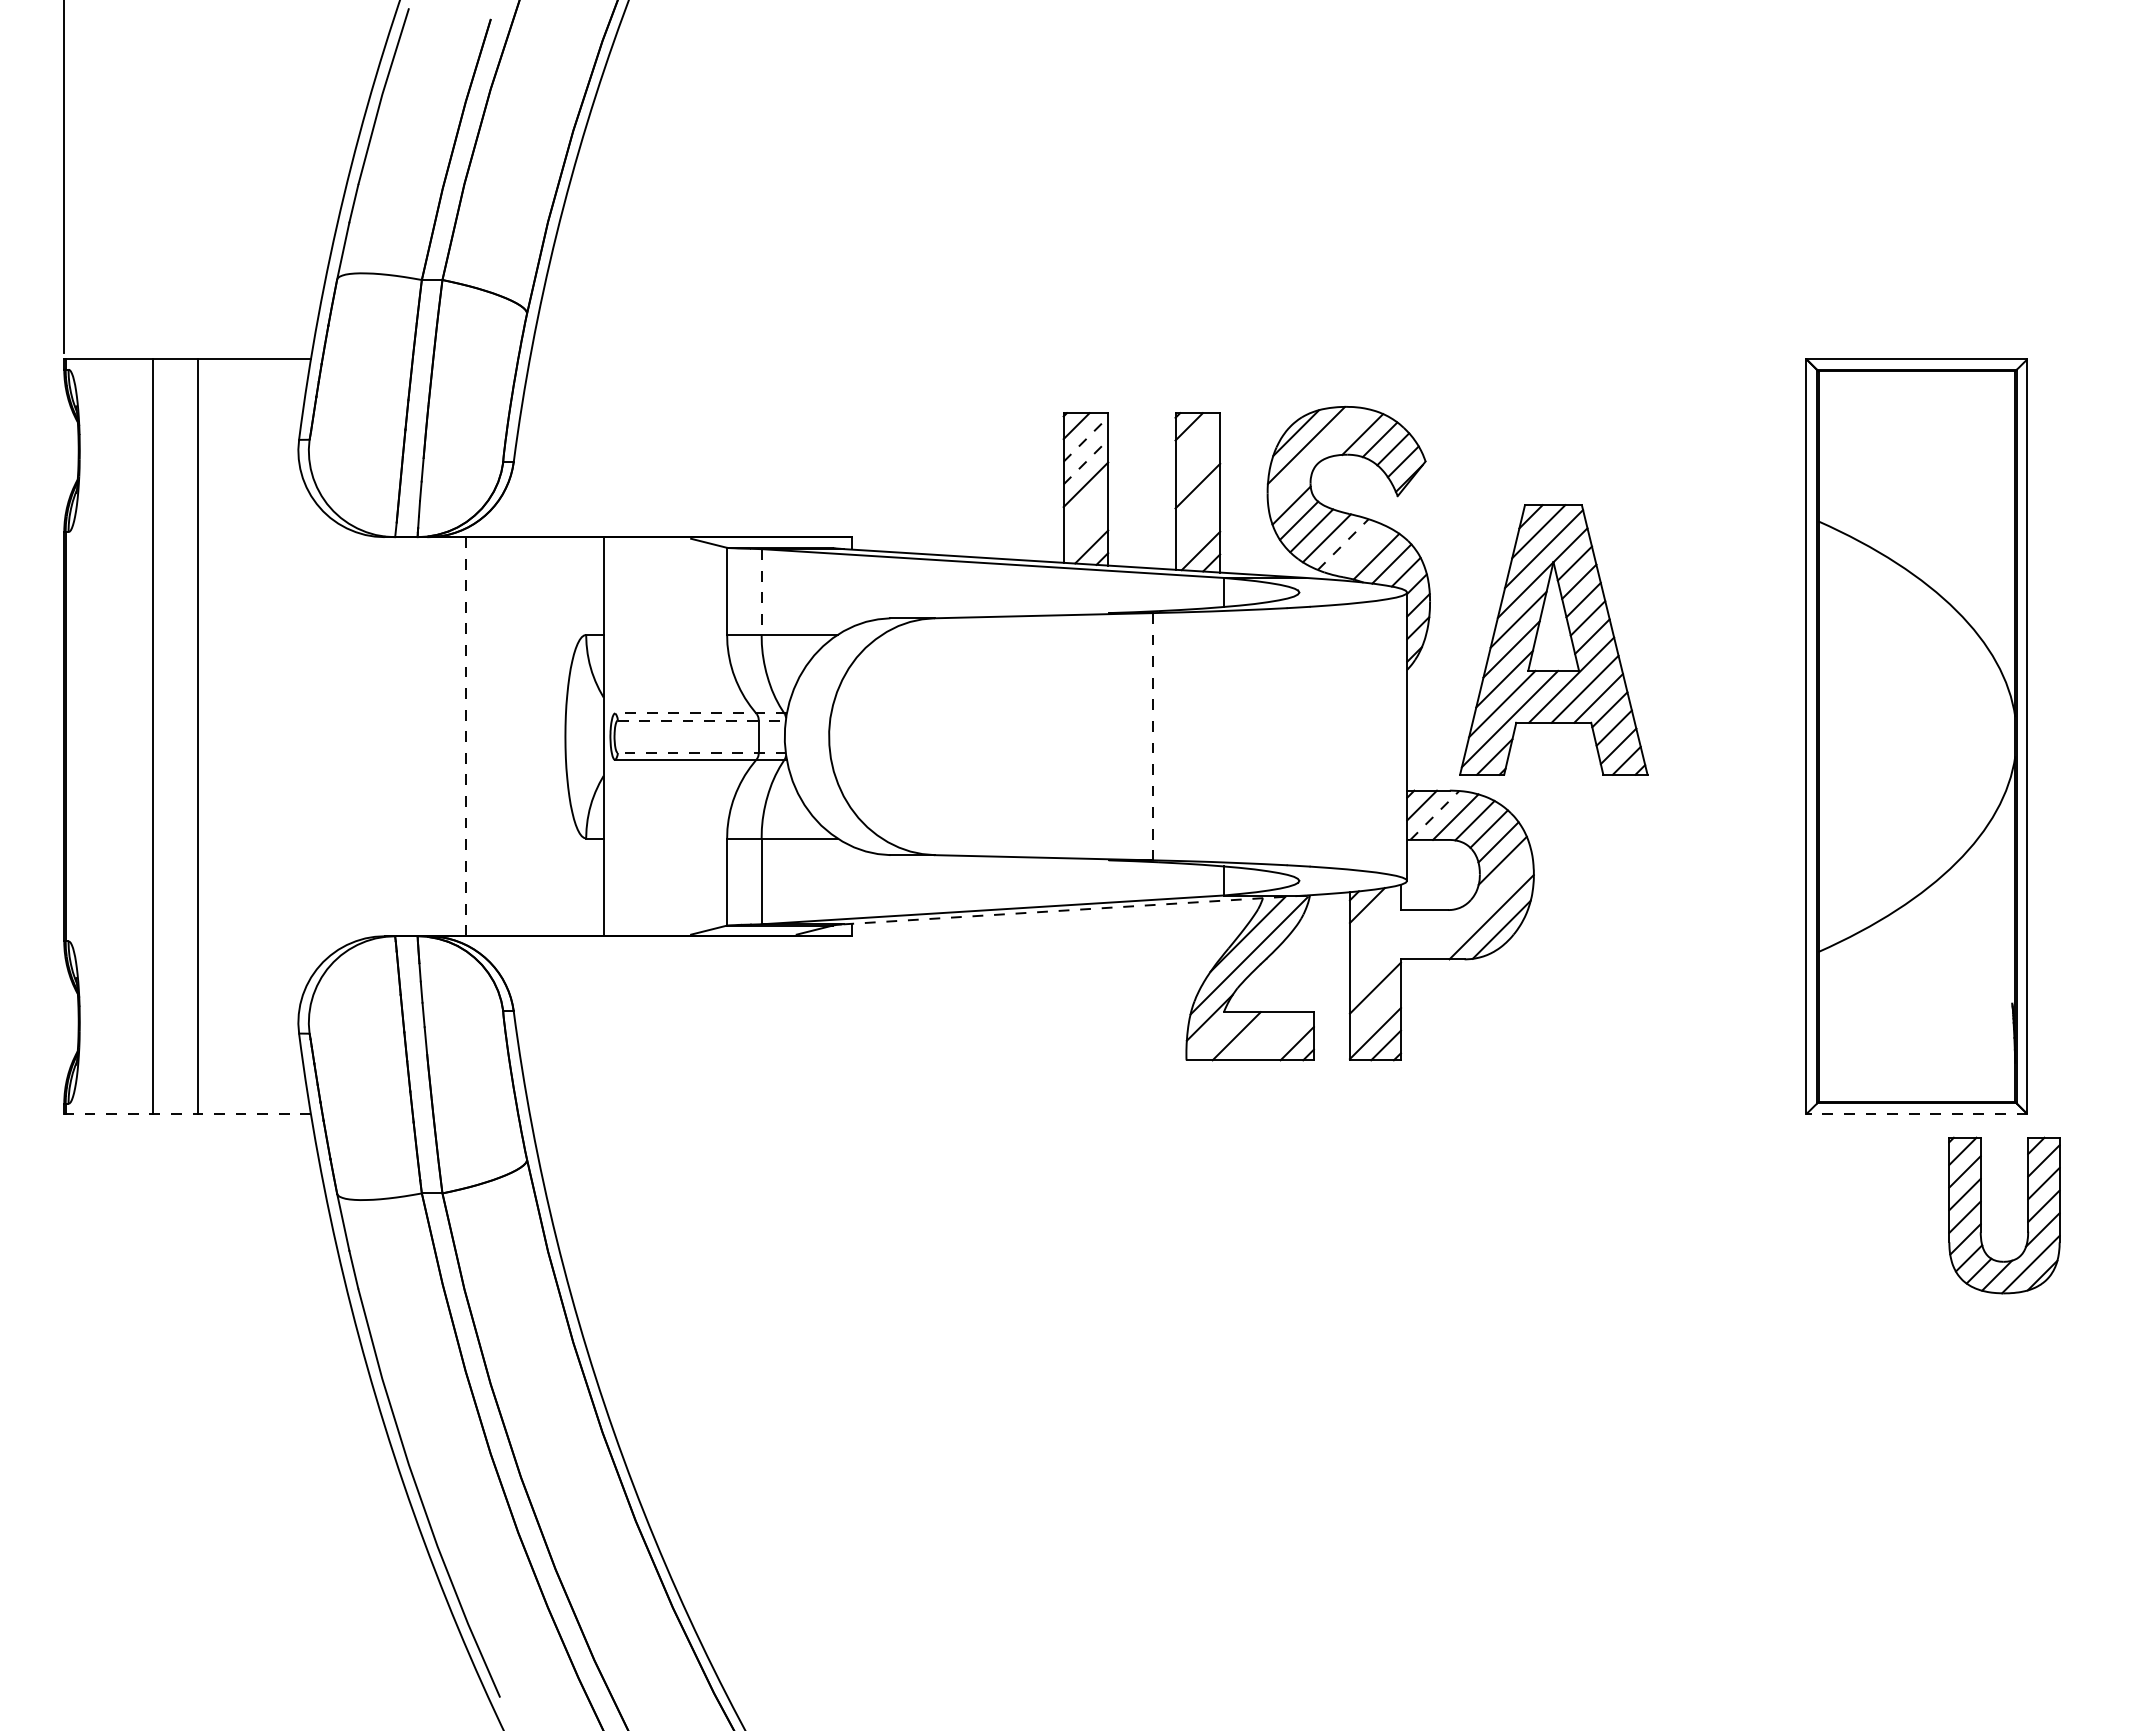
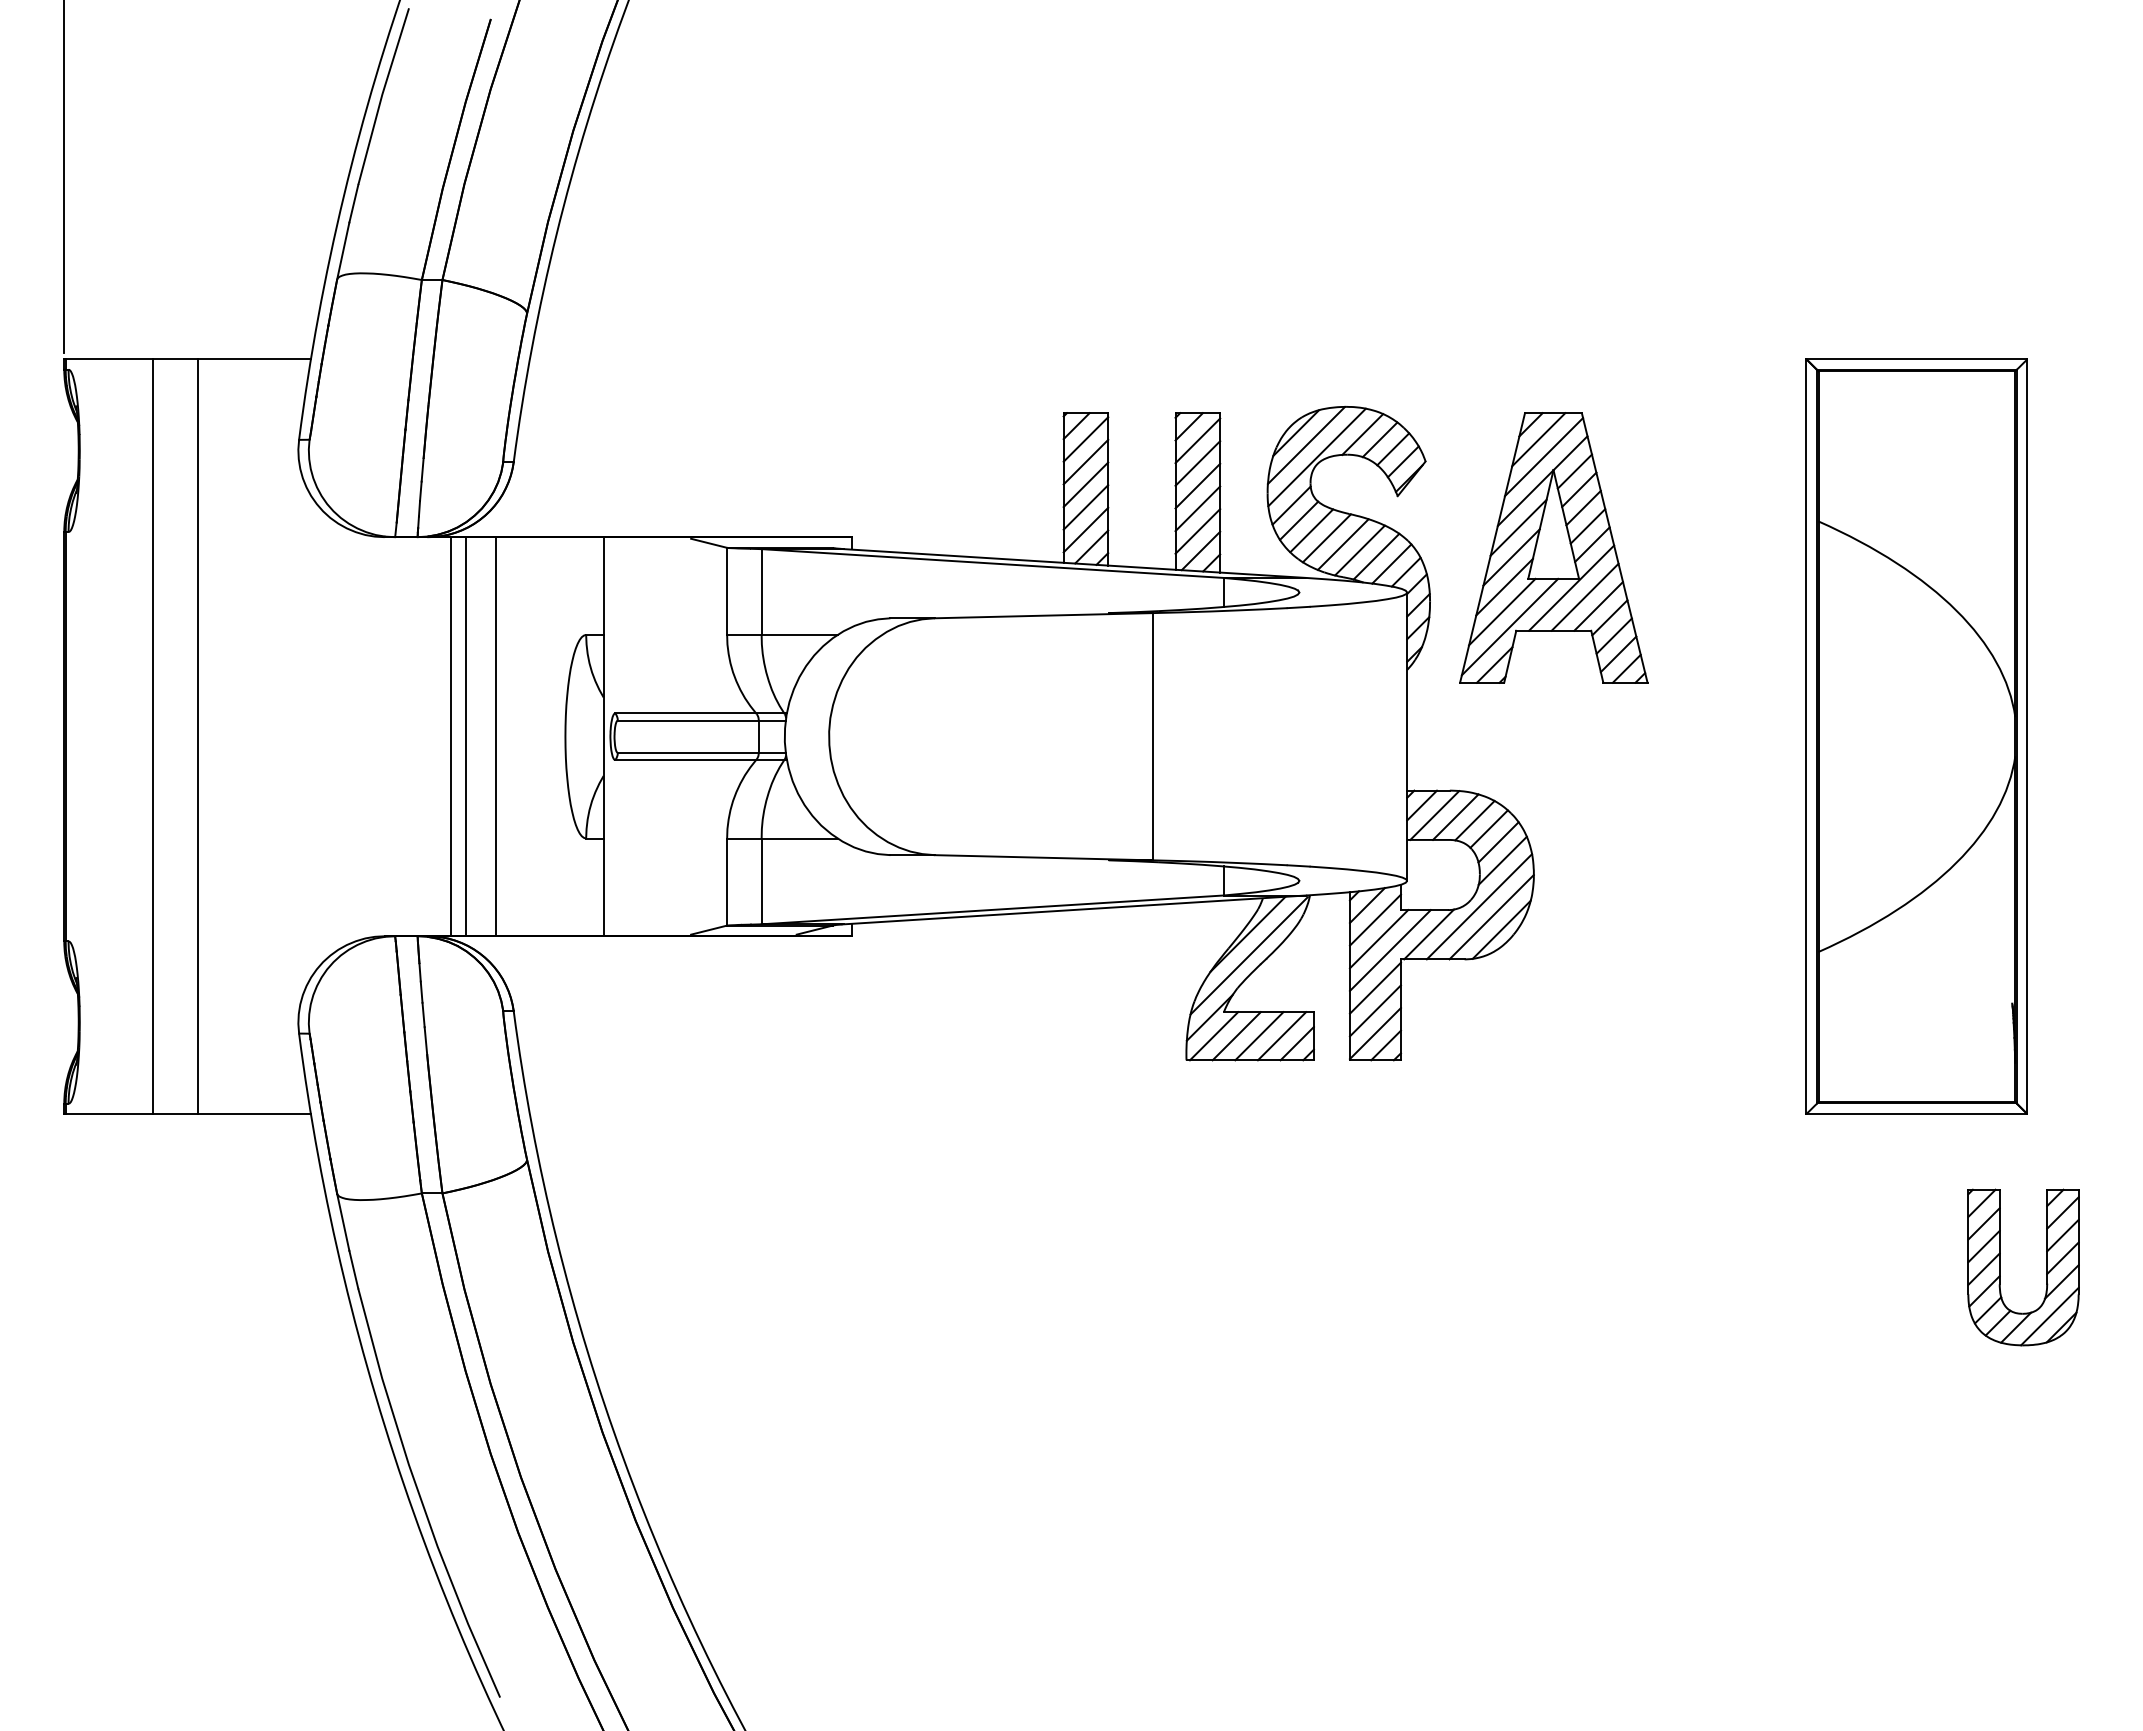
line: dashed -> solid (1085, 439)
line: none -> present (1197, 440)
line: none -> present (1316, 457)
line: dashed -> solid (1085, 462)
line: none -> present (1197, 463)
line: none -> present (1085, 507)
line: none -> present (1197, 508)
line: none -> present (1085, 529)
line: none -> present (1197, 531)
line: dashed -> solid (1343, 544)
line: none -> present (1359, 550)
line: dashed -> solid (761, 592)
part position: (1553, 639) -> (1553, 547) (1553, 547)
line: dashed -> solid (701, 713)
line: dashed -> solid (702, 720)
line: none -> present (450, 736)
line: dashed -> solid (465, 736)
line: none -> present (495, 736)
line: dashed -> solid (1152, 736)
line: dashed -> solid (701, 752)
line: dashed -> solid (1434, 815)
line: none -> present (1479, 906)
line: dashed -> solid (1073, 909)
line: none -> present (1374, 919)
line: none -> present (1429, 934)
line: none -> present (1378, 939)
line: none -> present (1389, 950)
line: none -> present (1374, 1010)
line: none -> present (1213, 1036)
line: none -> present (1259, 1036)
line: none -> present (1281, 1036)
line: dashed -> solid (187, 1114)
line: dashed -> solid (1916, 1114)
part position: (1981, 1215) -> (2000, 1267) (2000, 1267)
